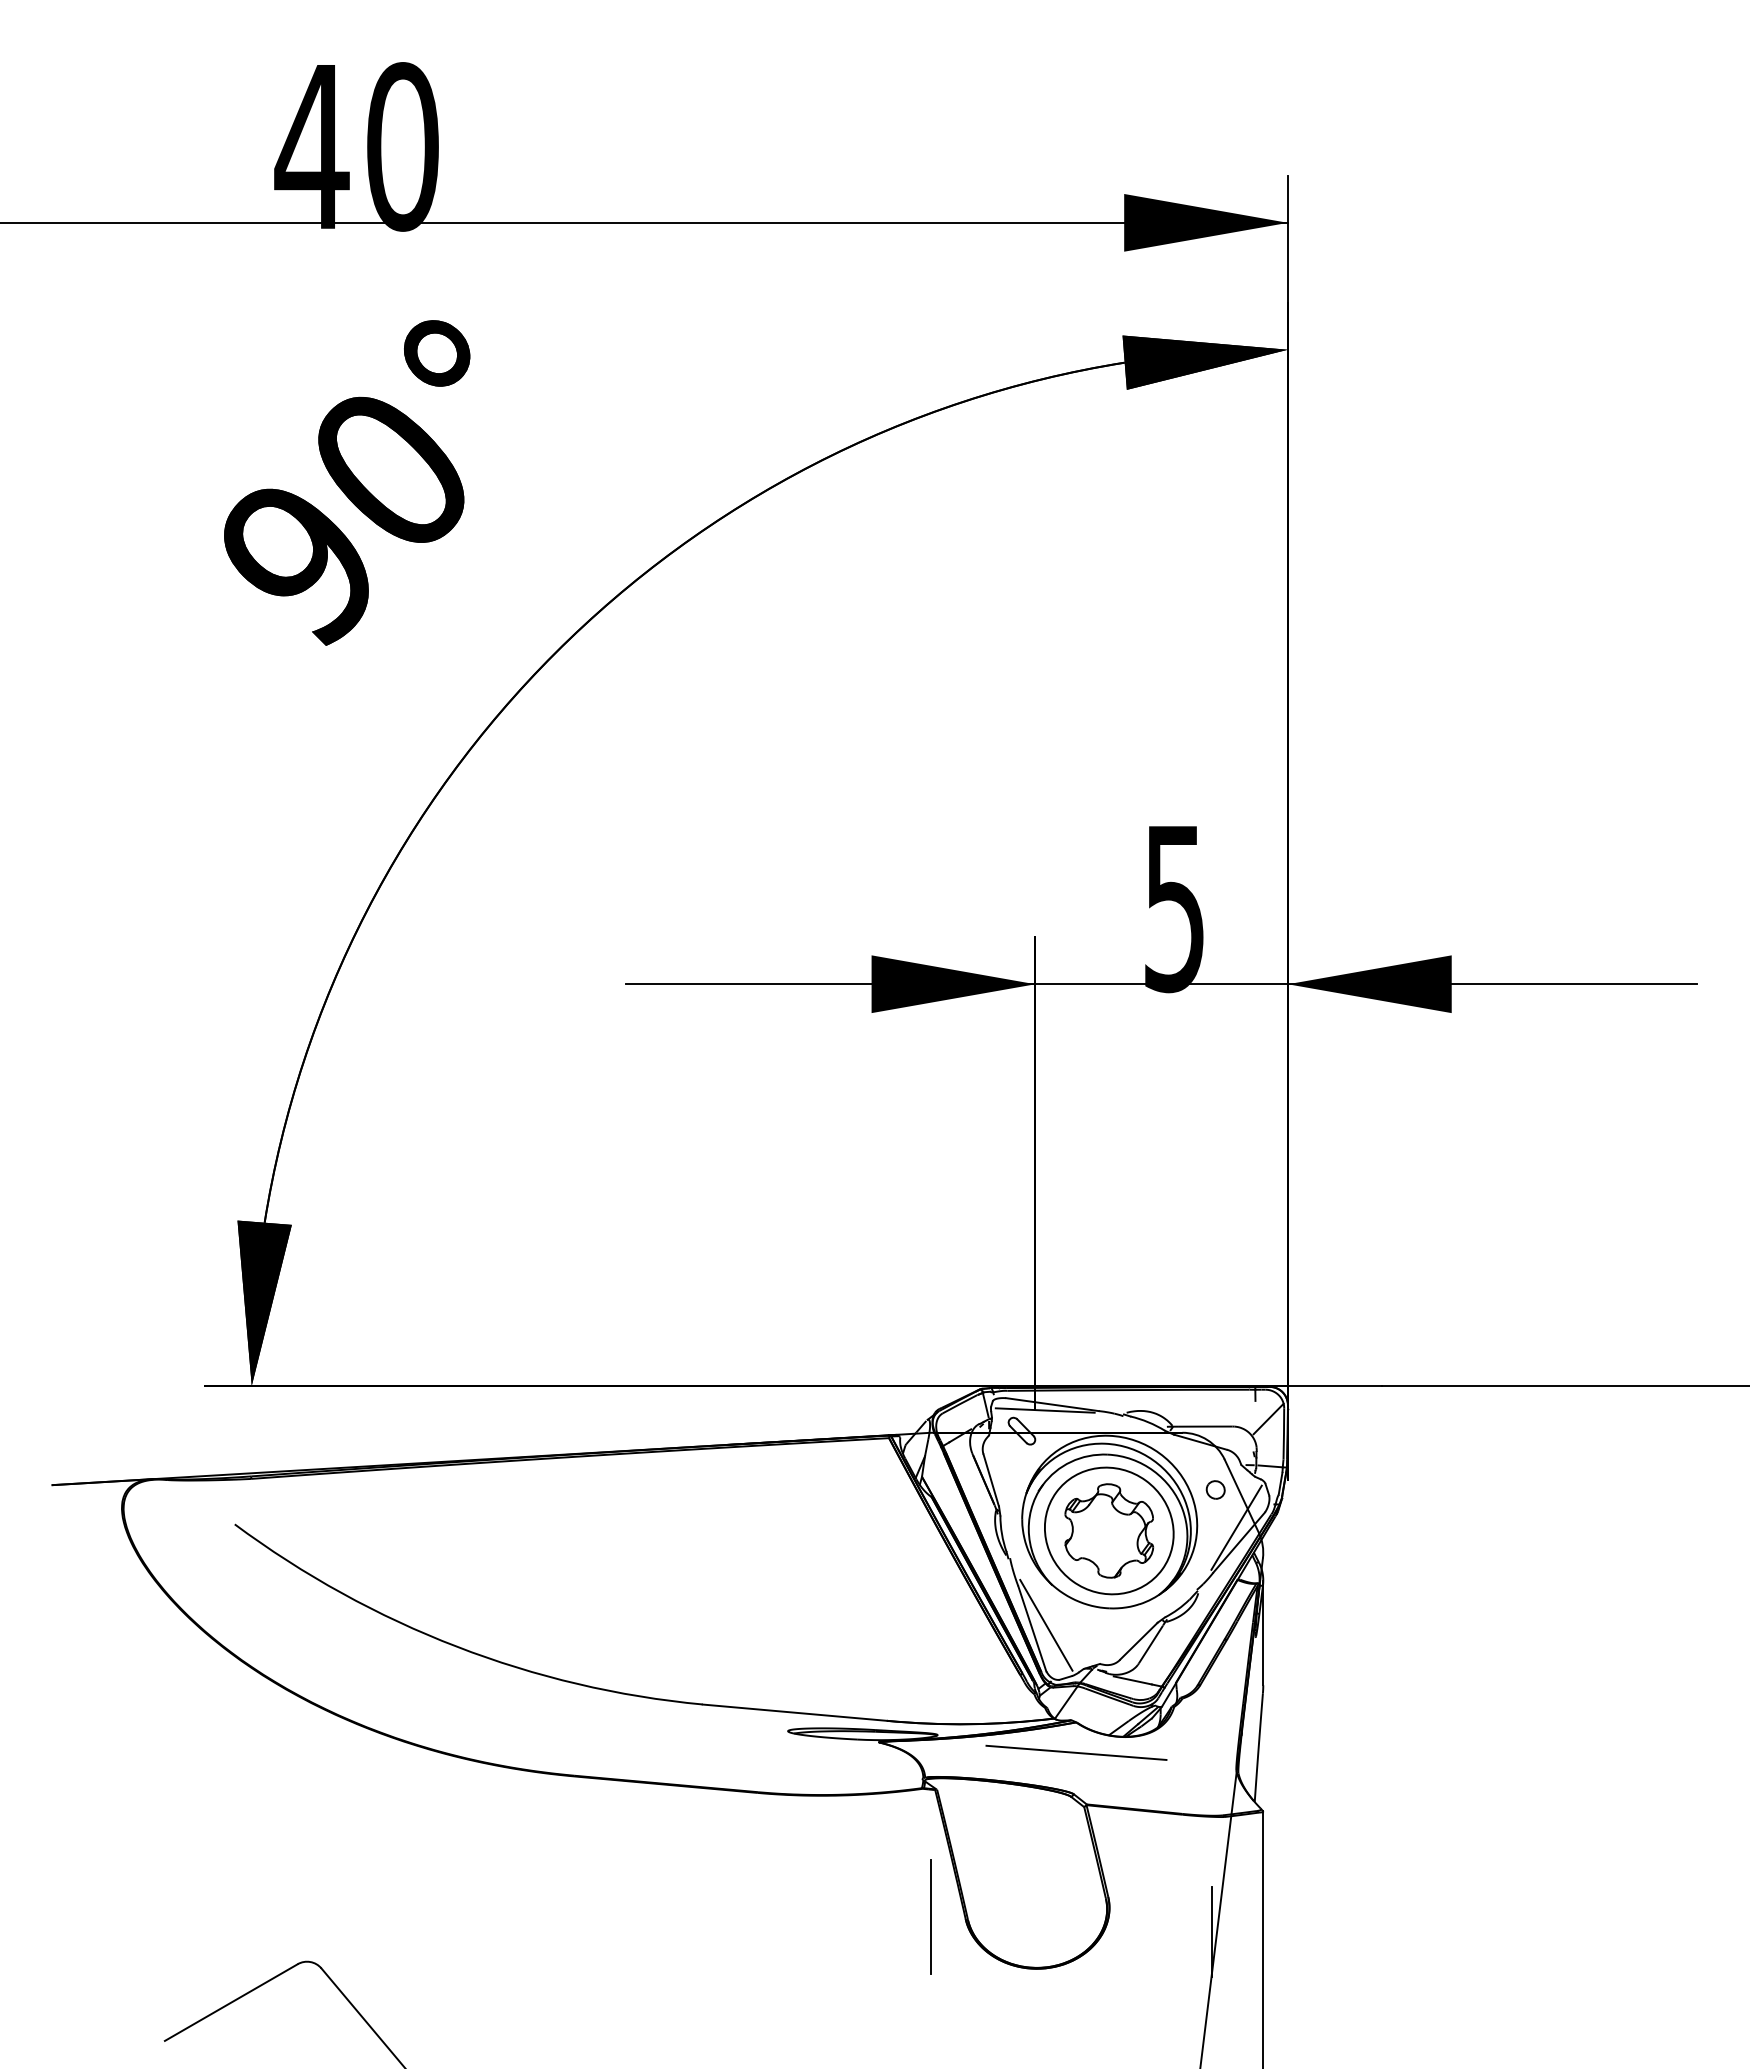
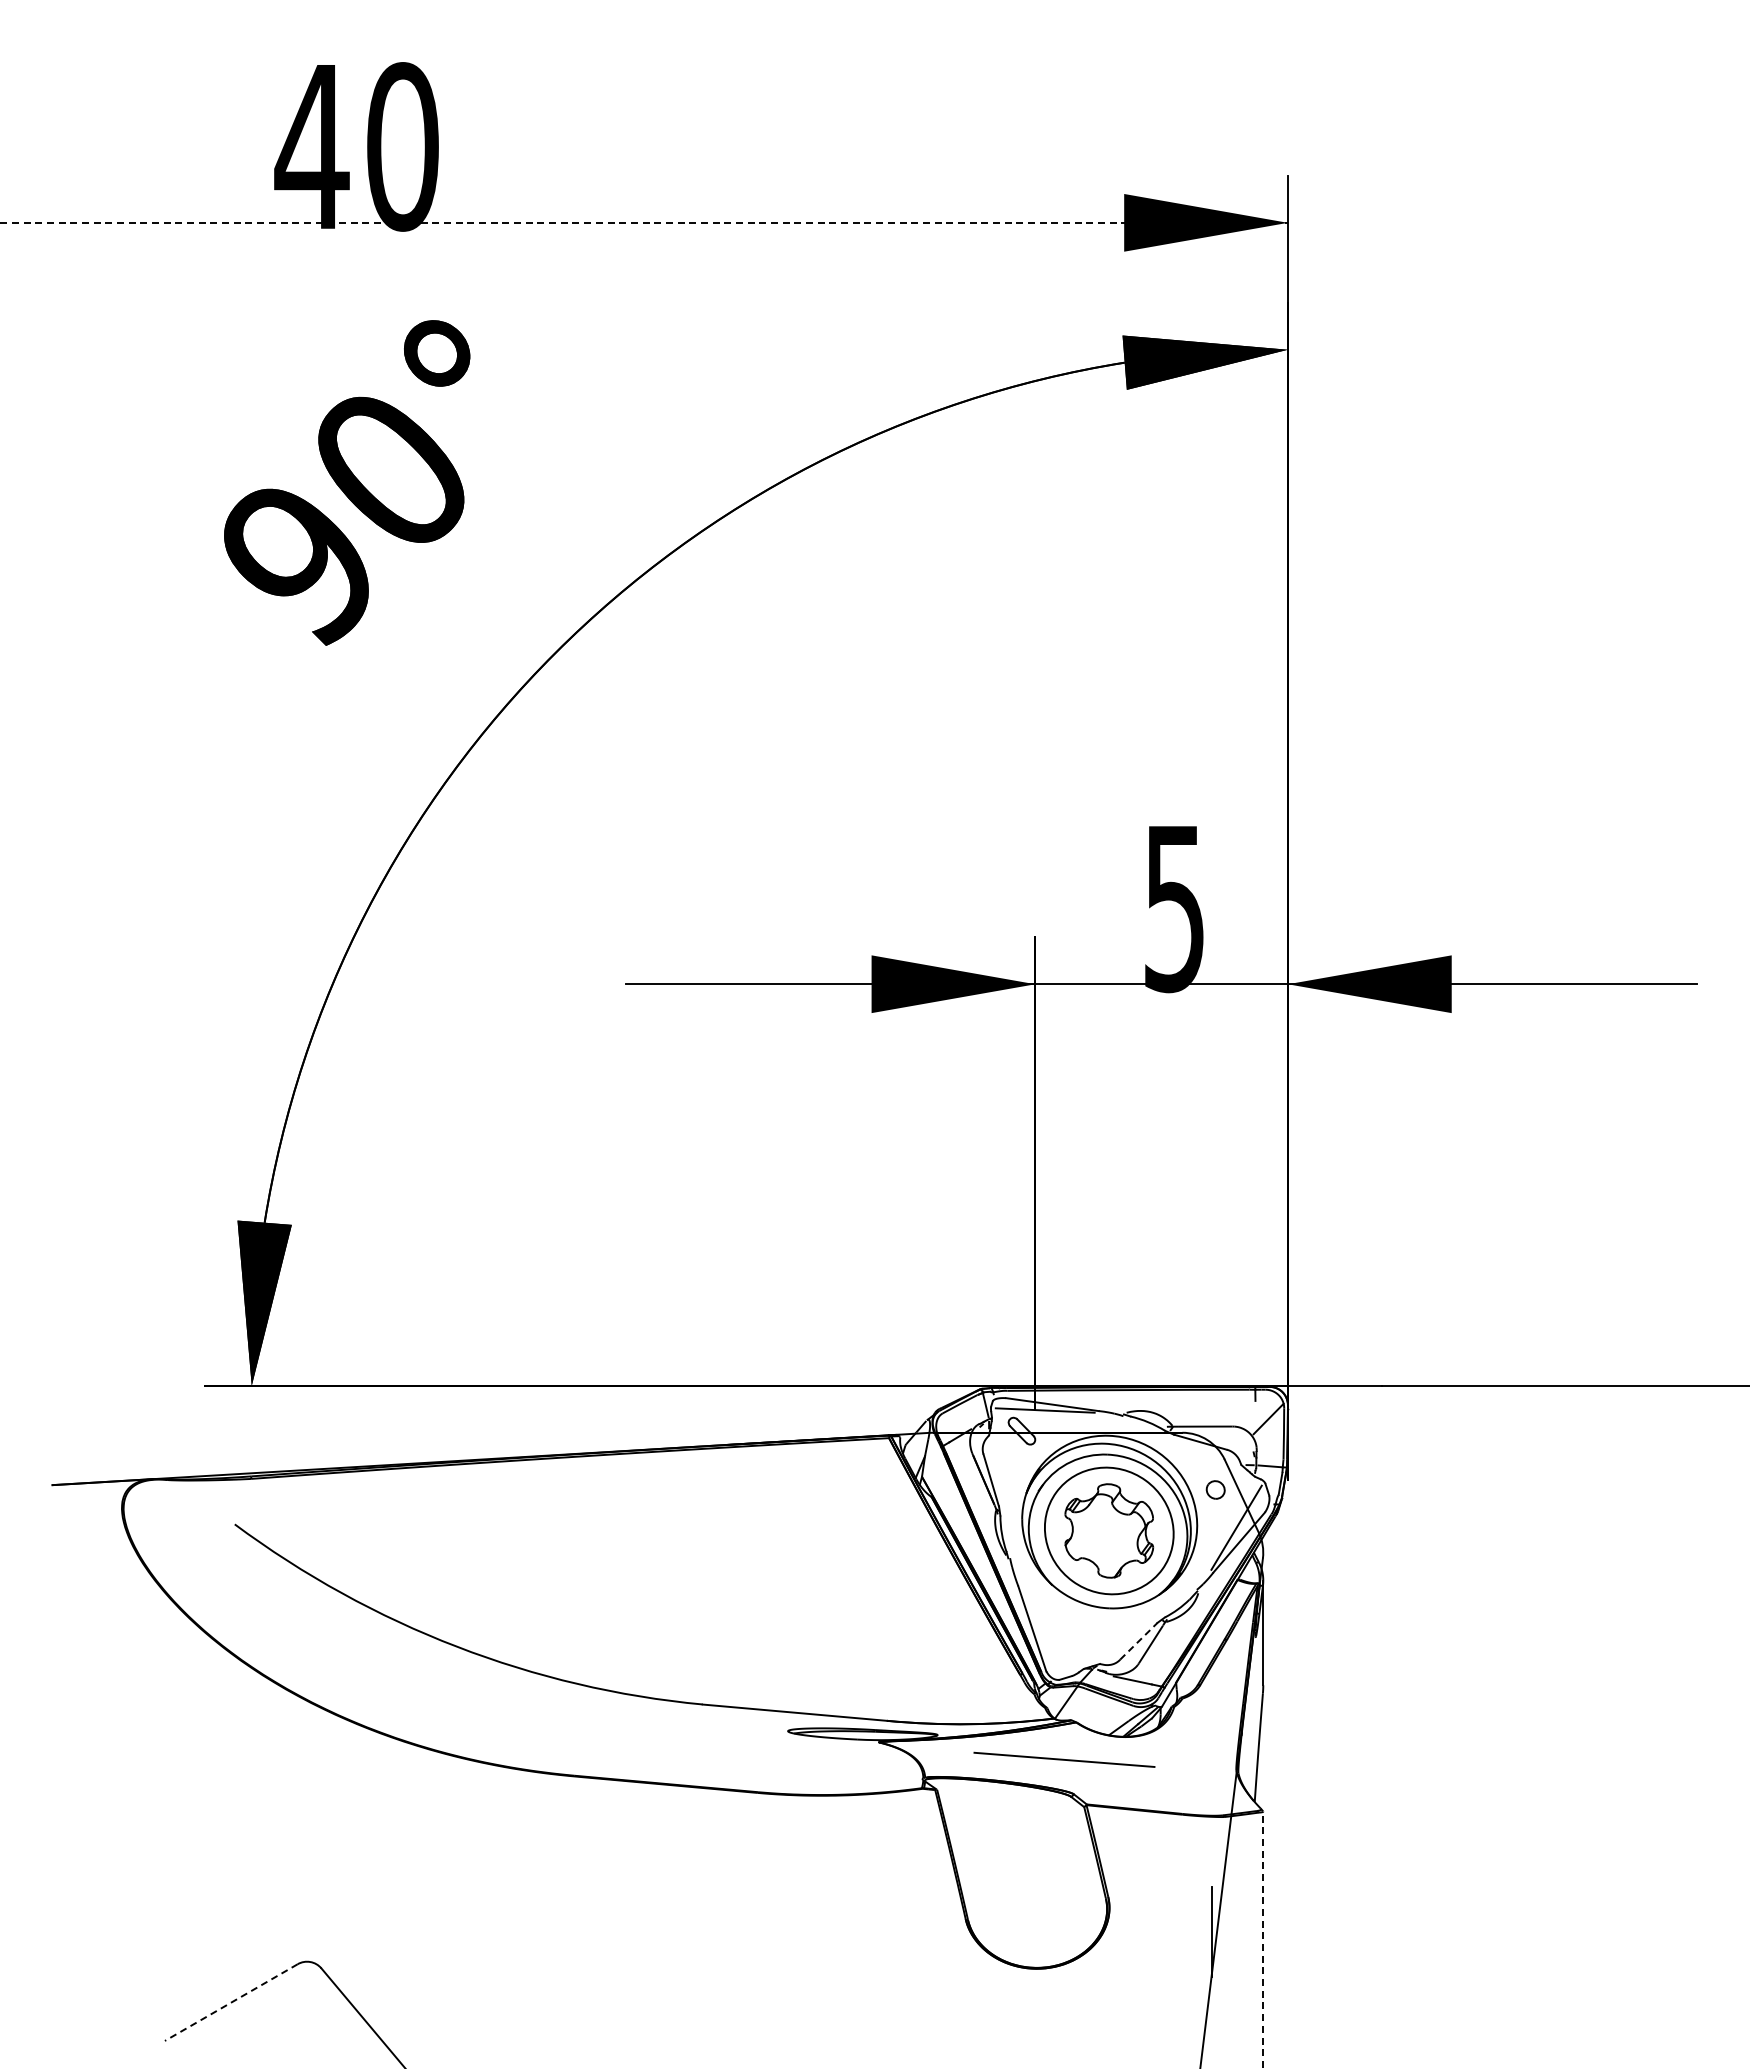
line: solid -> dashed (644, 222)
line: present -> none (1046, 1624)
line: solid -> dashed (1139, 1640)
line position: (1076, 1752) -> (1064, 1759) (1064, 1759)
line: present -> none (931, 1916)
line: solid -> dashed (1263, 1939)
line: solid -> dashed (231, 2002)
